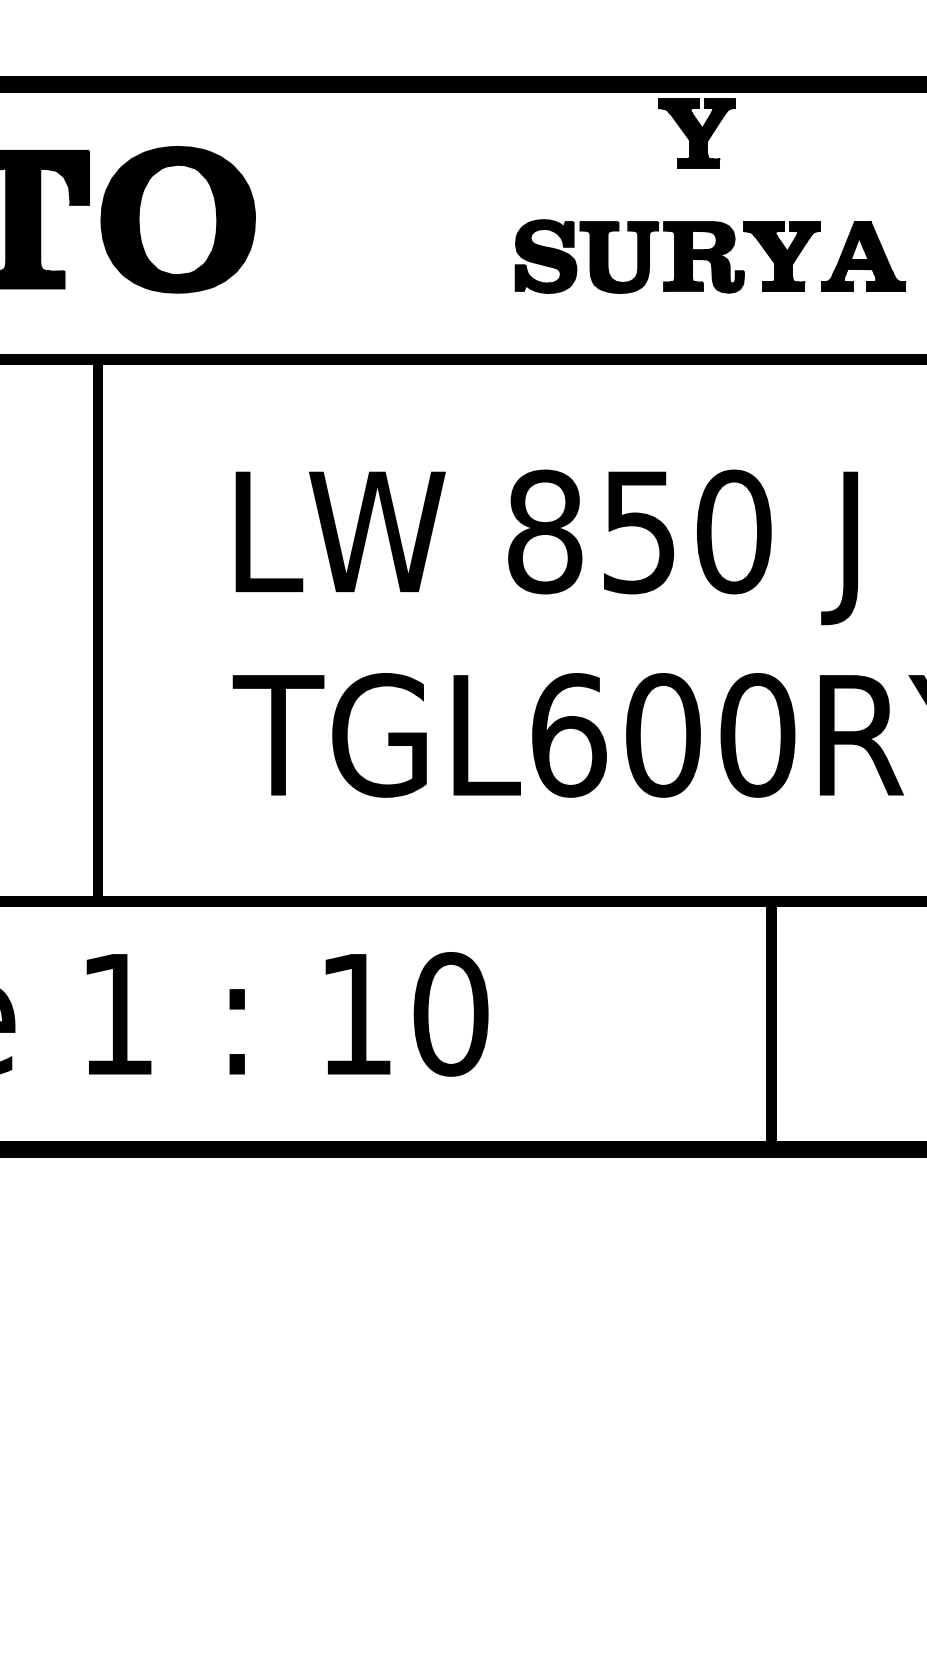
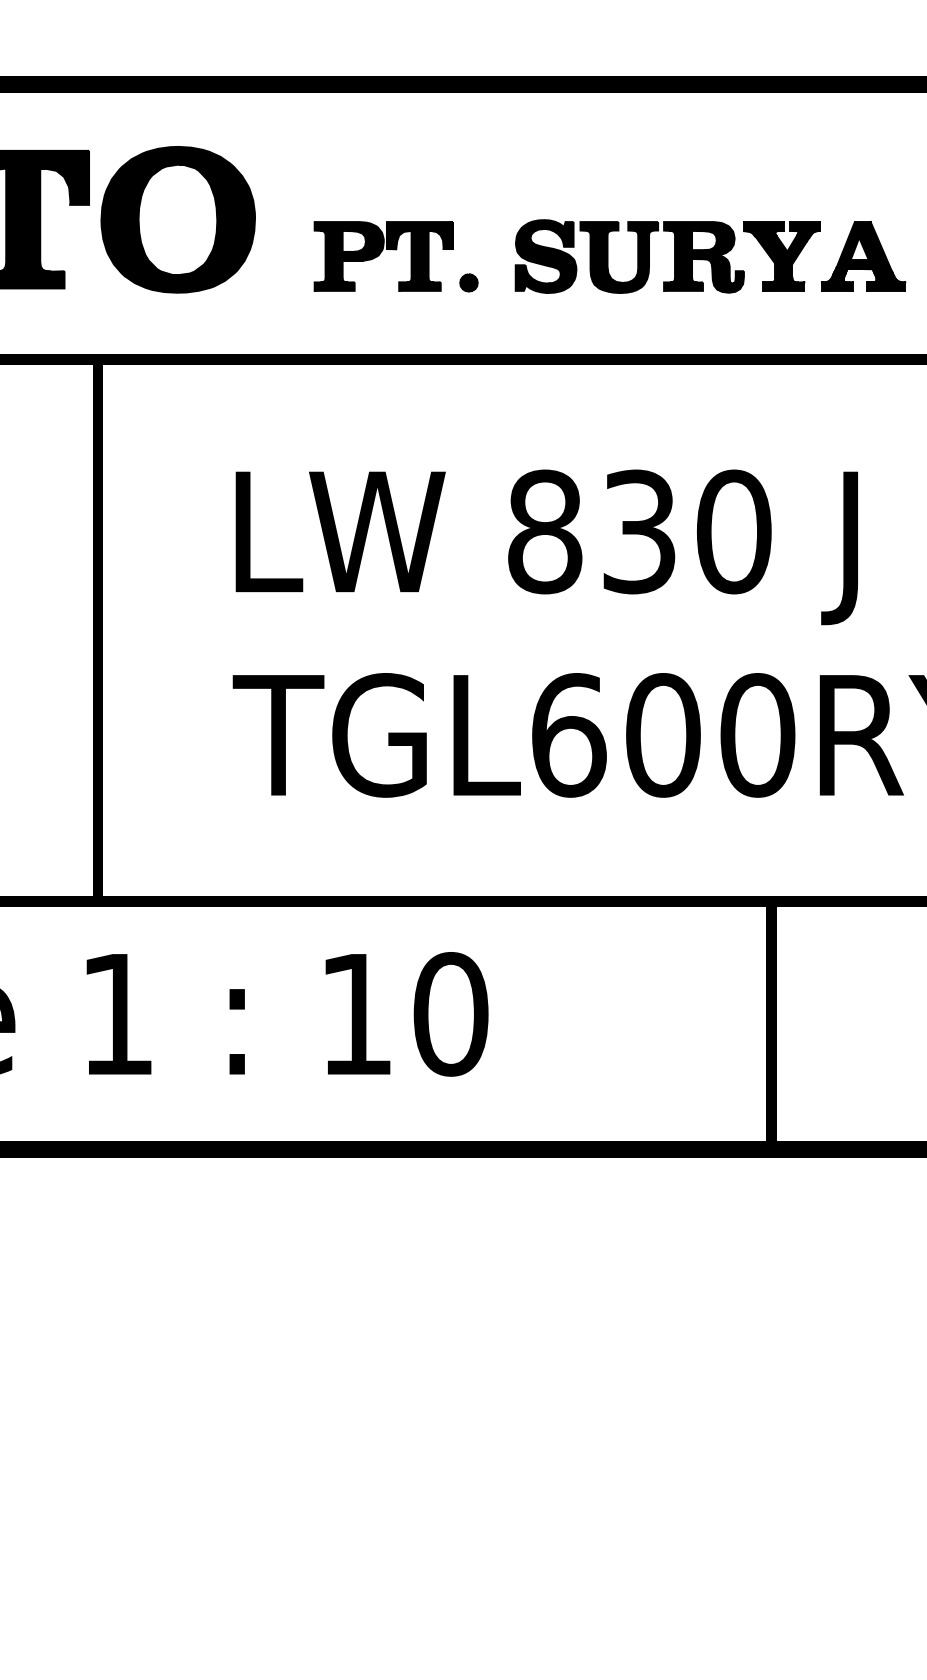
part: present -> none (696, 133)
part: none -> present (395, 256)
text: 850 -> 830 (639, 531)
